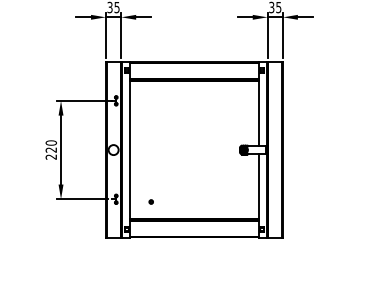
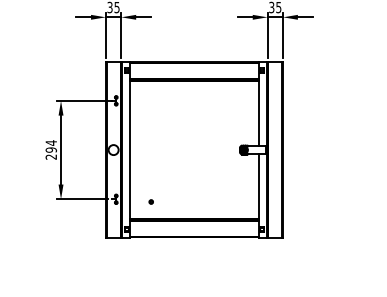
text: 220 -> 294 (51, 146)
